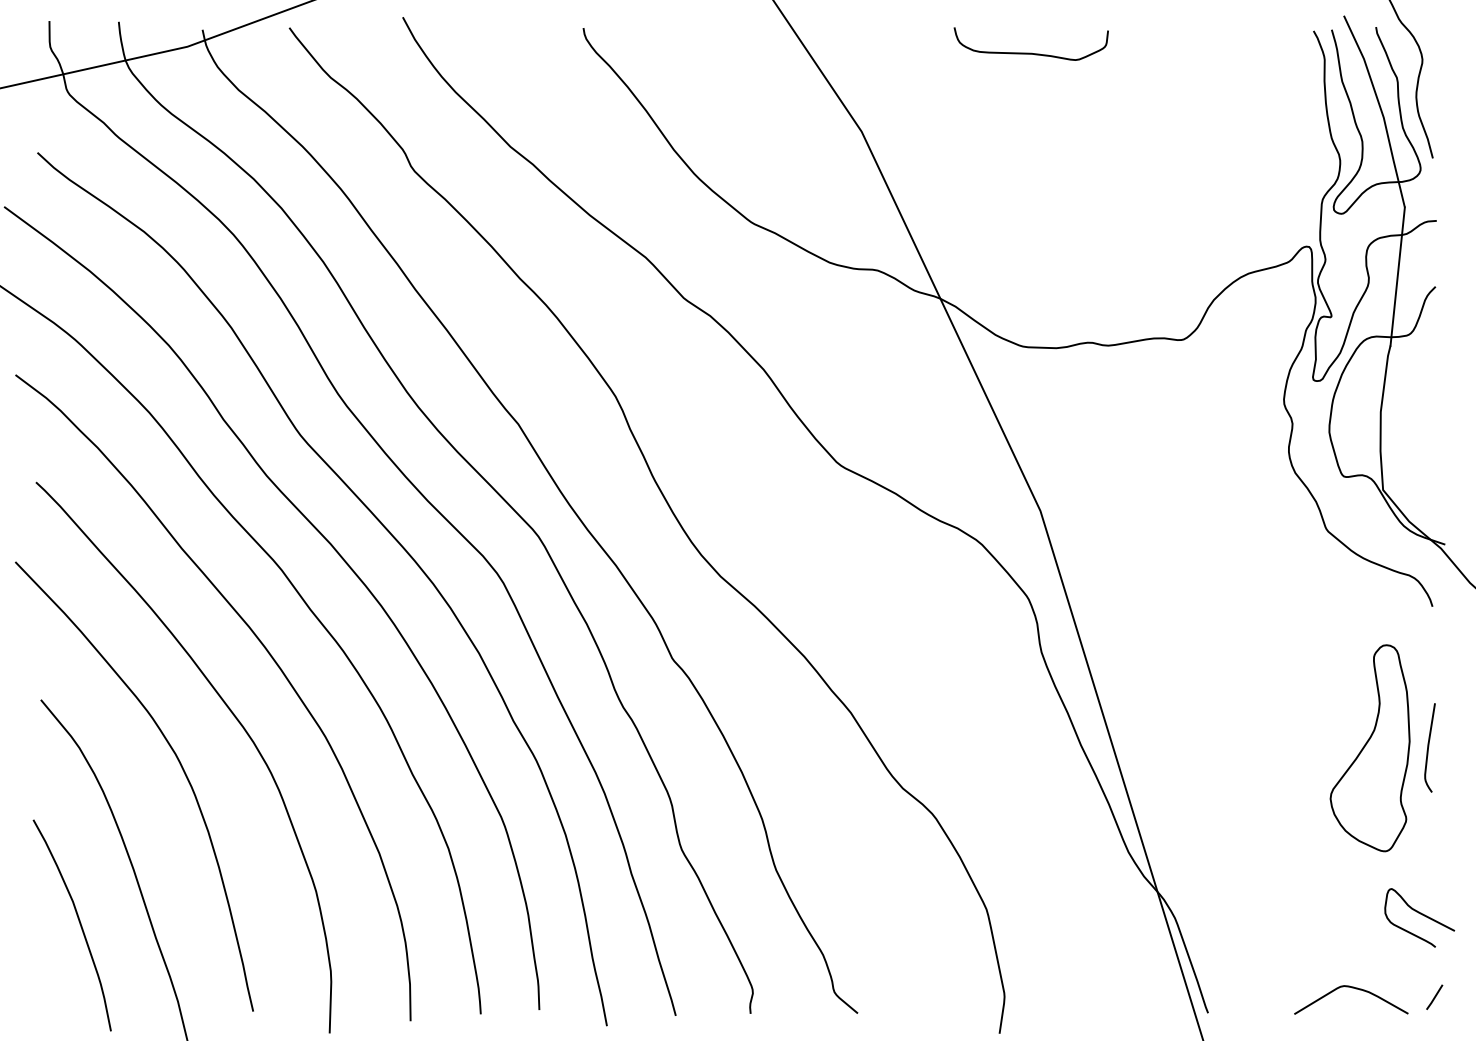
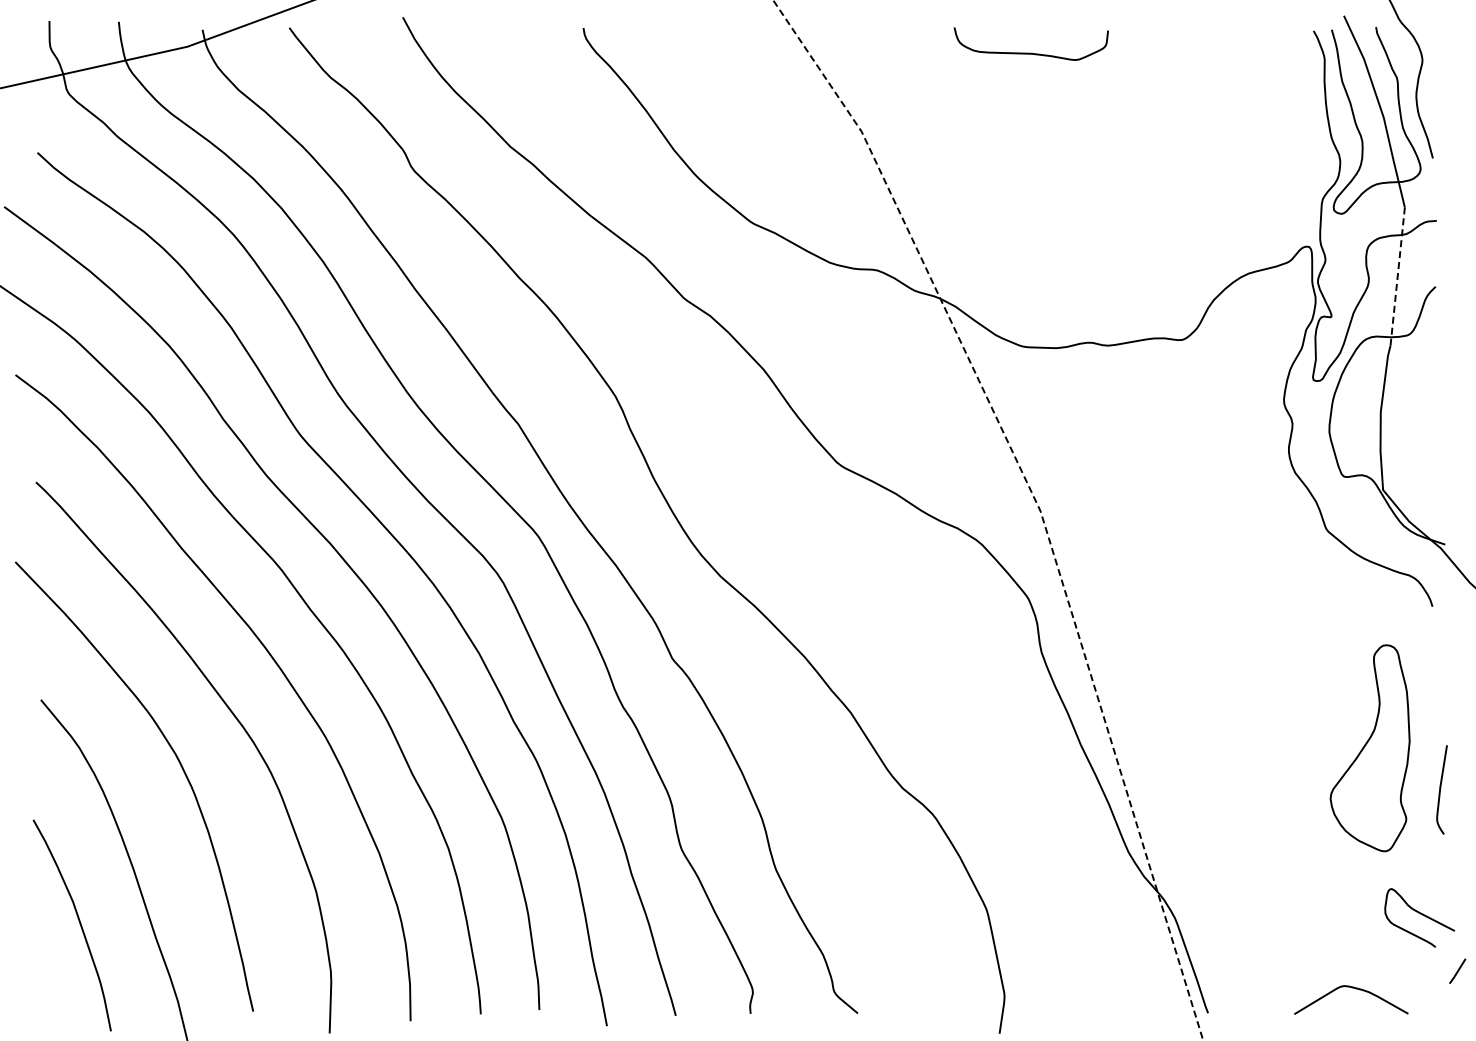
line: solid -> dashed (1397, 276)
line: solid -> dashed (1035, 500)
curve position: (1429, 746) -> (1441, 788) (1441, 788)
line position: (1434, 996) -> (1457, 970) (1457, 970)
